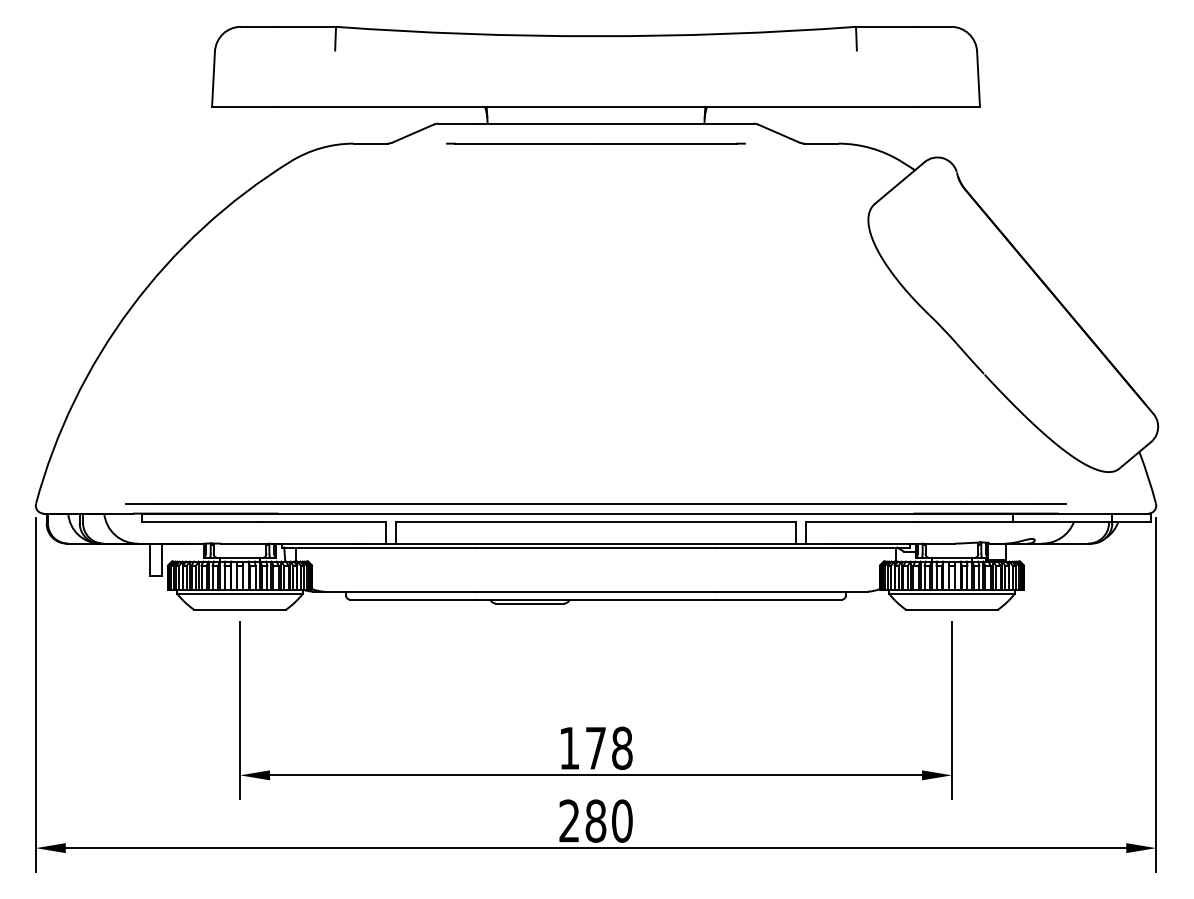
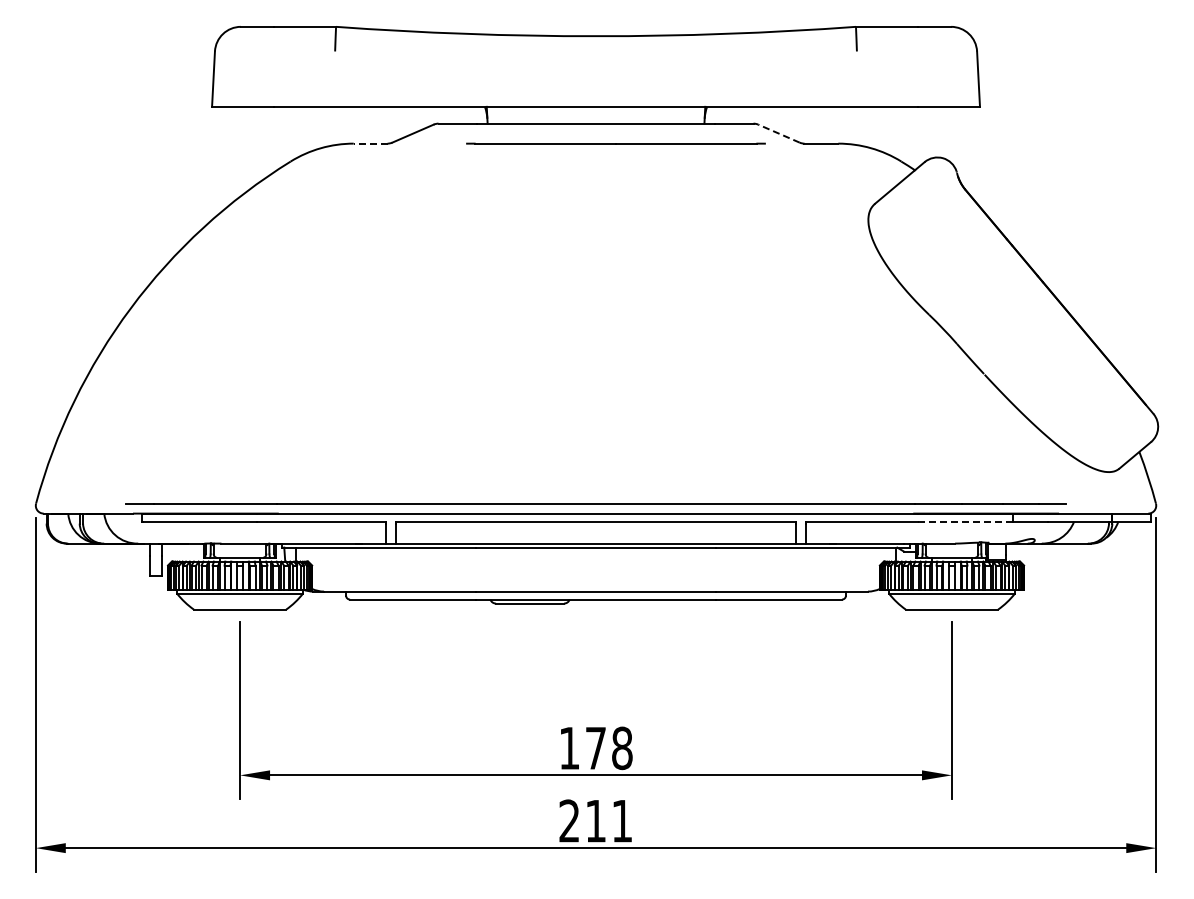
line: solid -> dashed (779, 133)
line: solid -> dashed (370, 143)
line position: (595, 143) -> (615, 143) (615, 143)
line: solid -> dashed (965, 521)
text: 280 -> 211 (608, 820)
